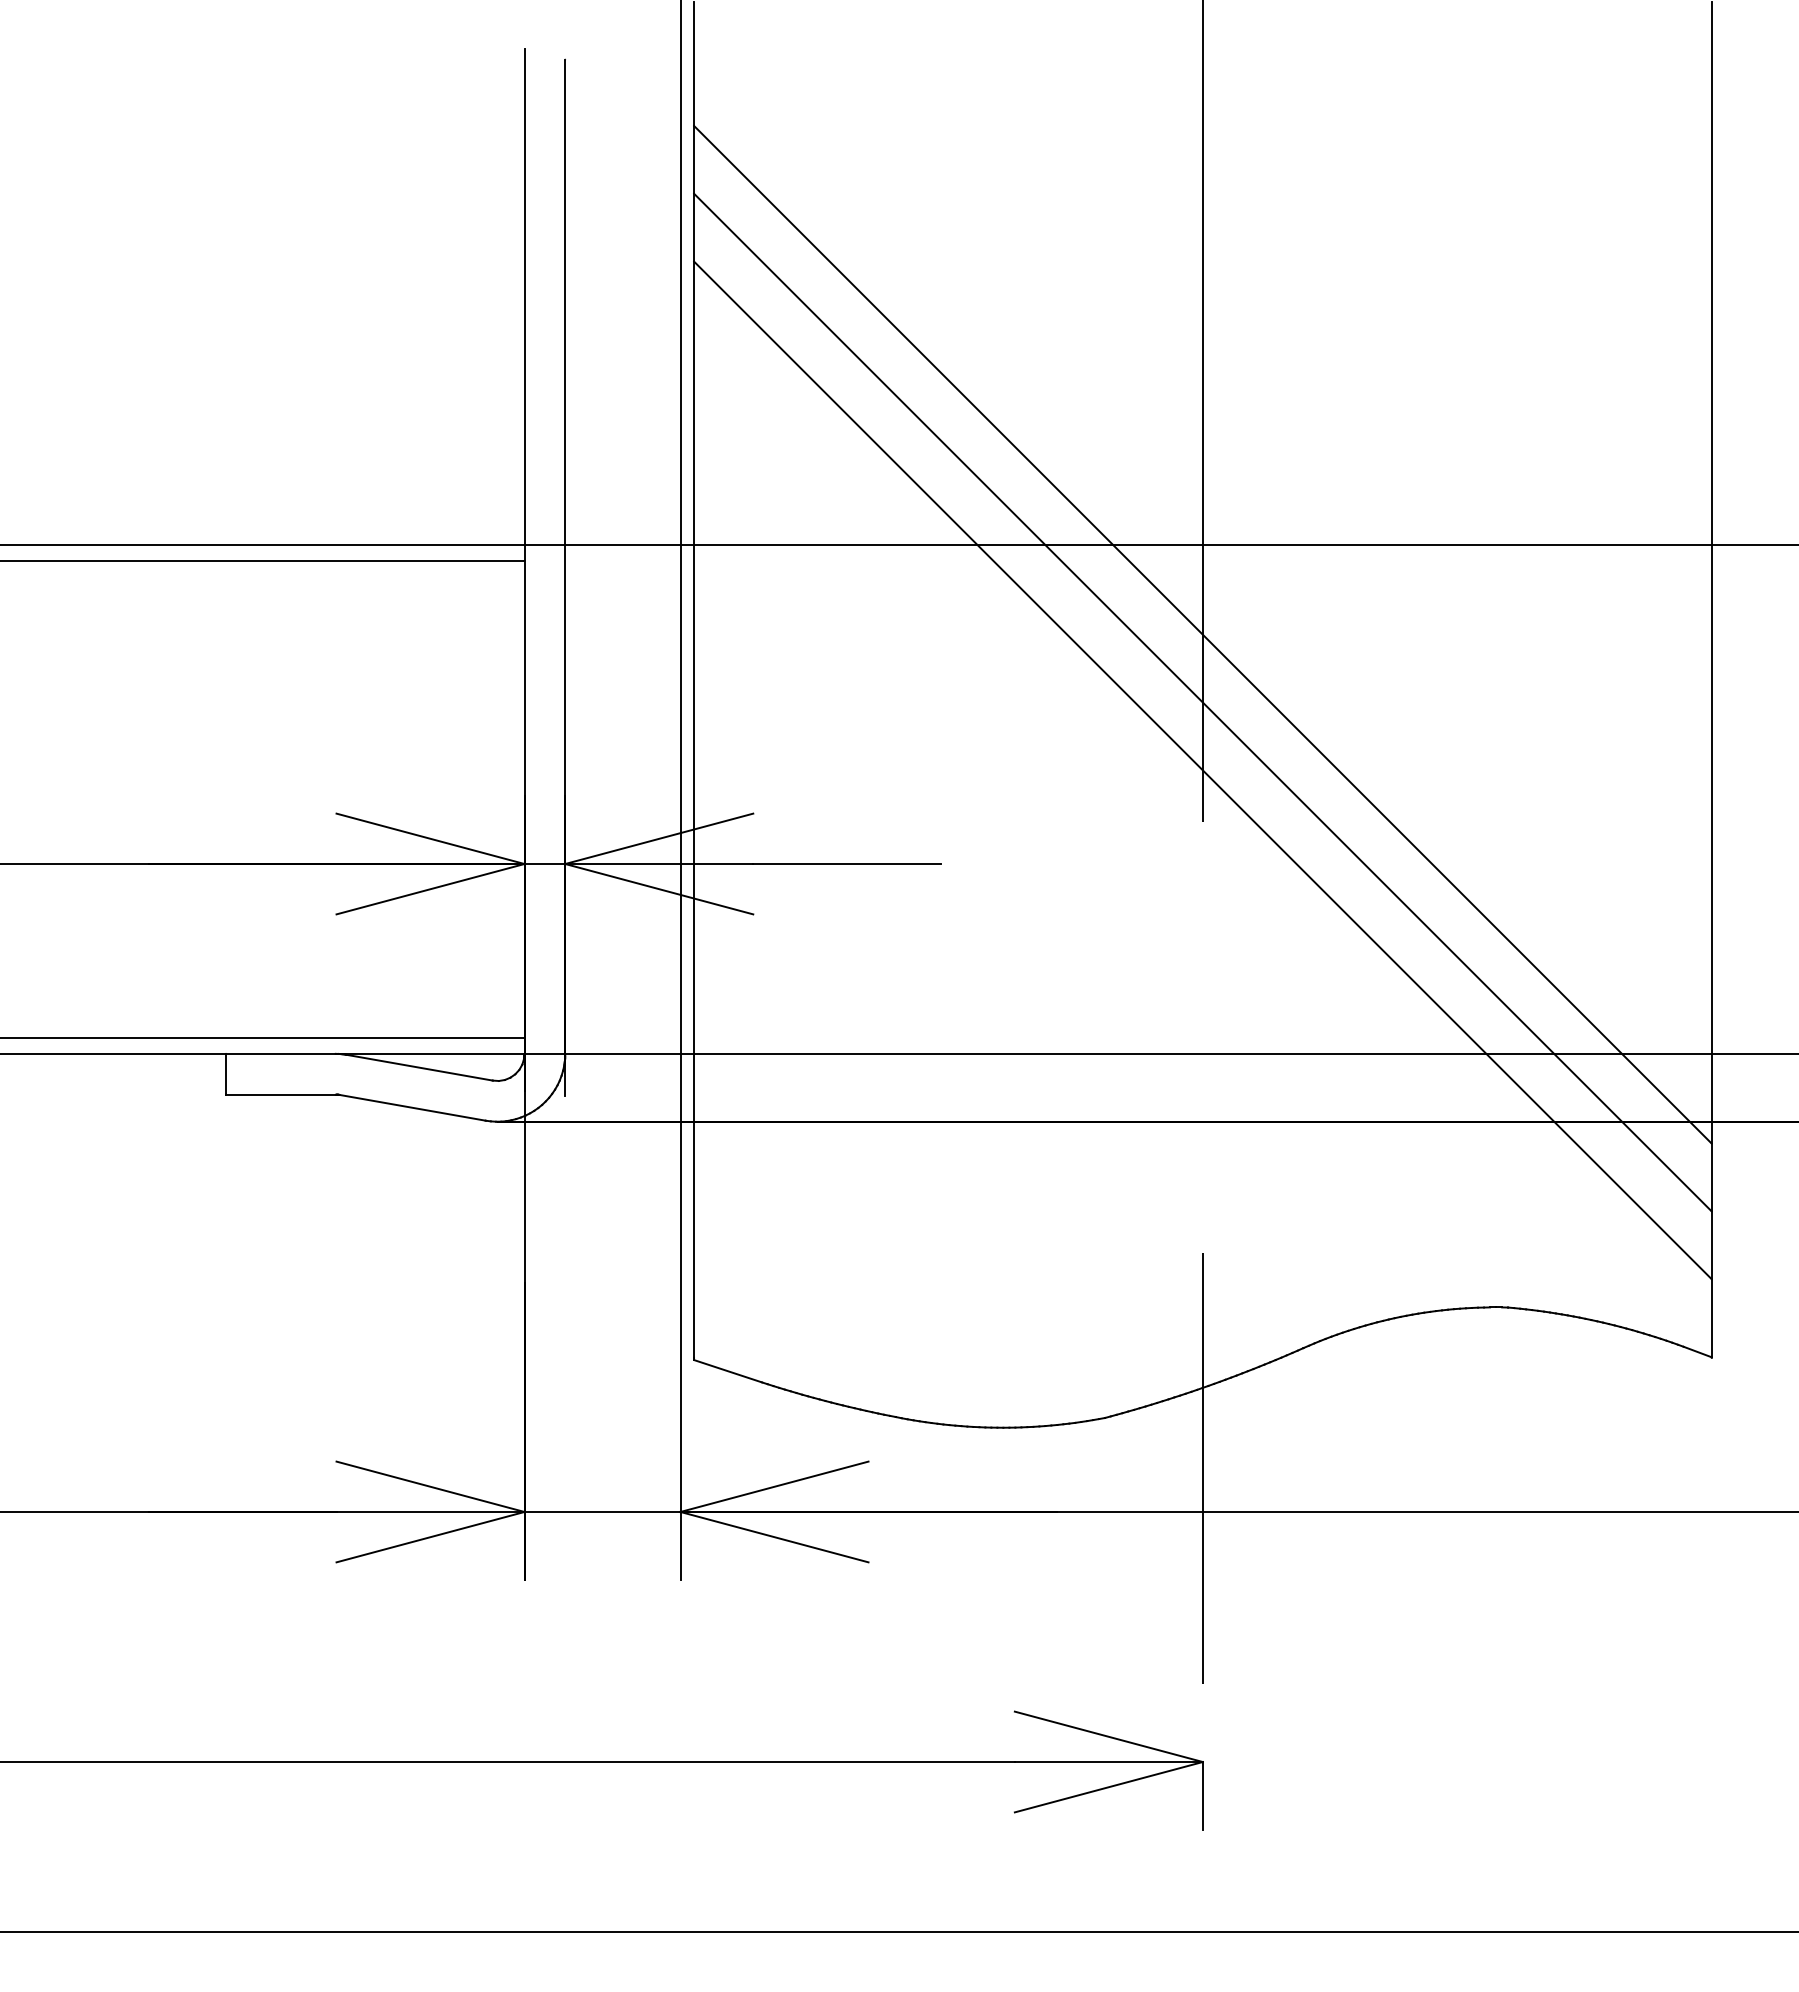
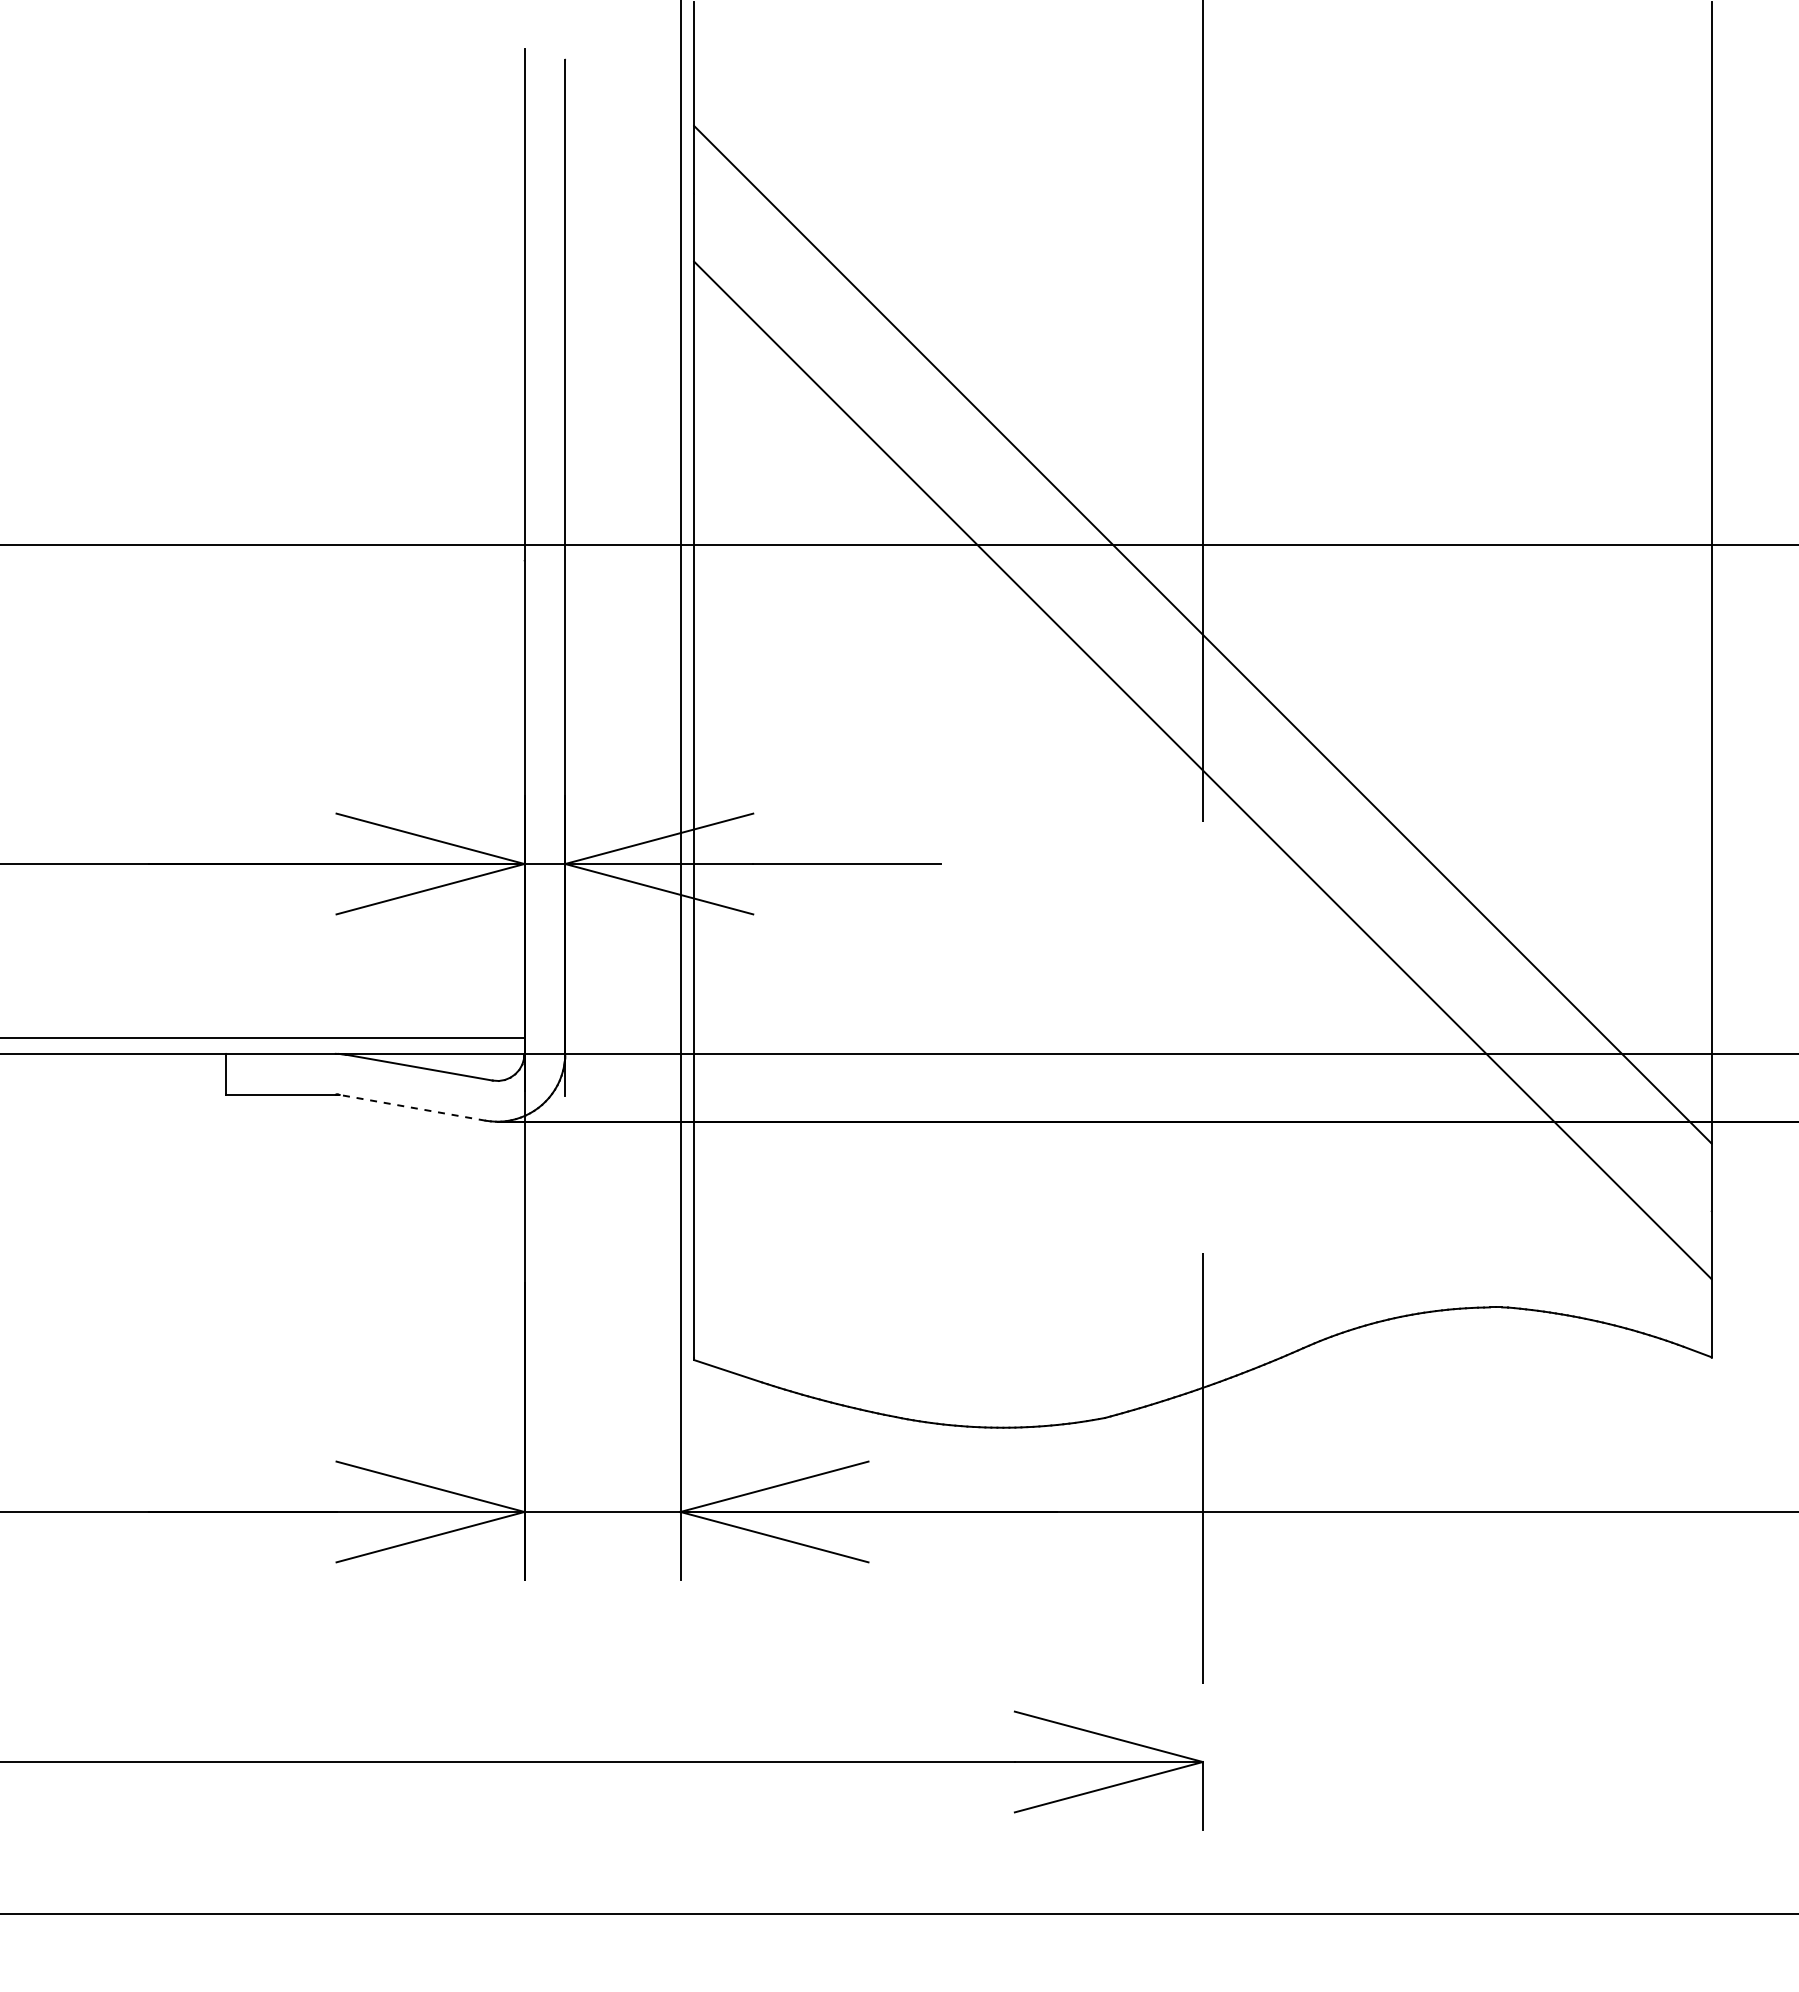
line: present -> none (263, 560)
line: present -> none (1202, 702)
line: solid -> dashed (412, 1107)
line position: (898, 1932) -> (898, 1914) (898, 1914)
